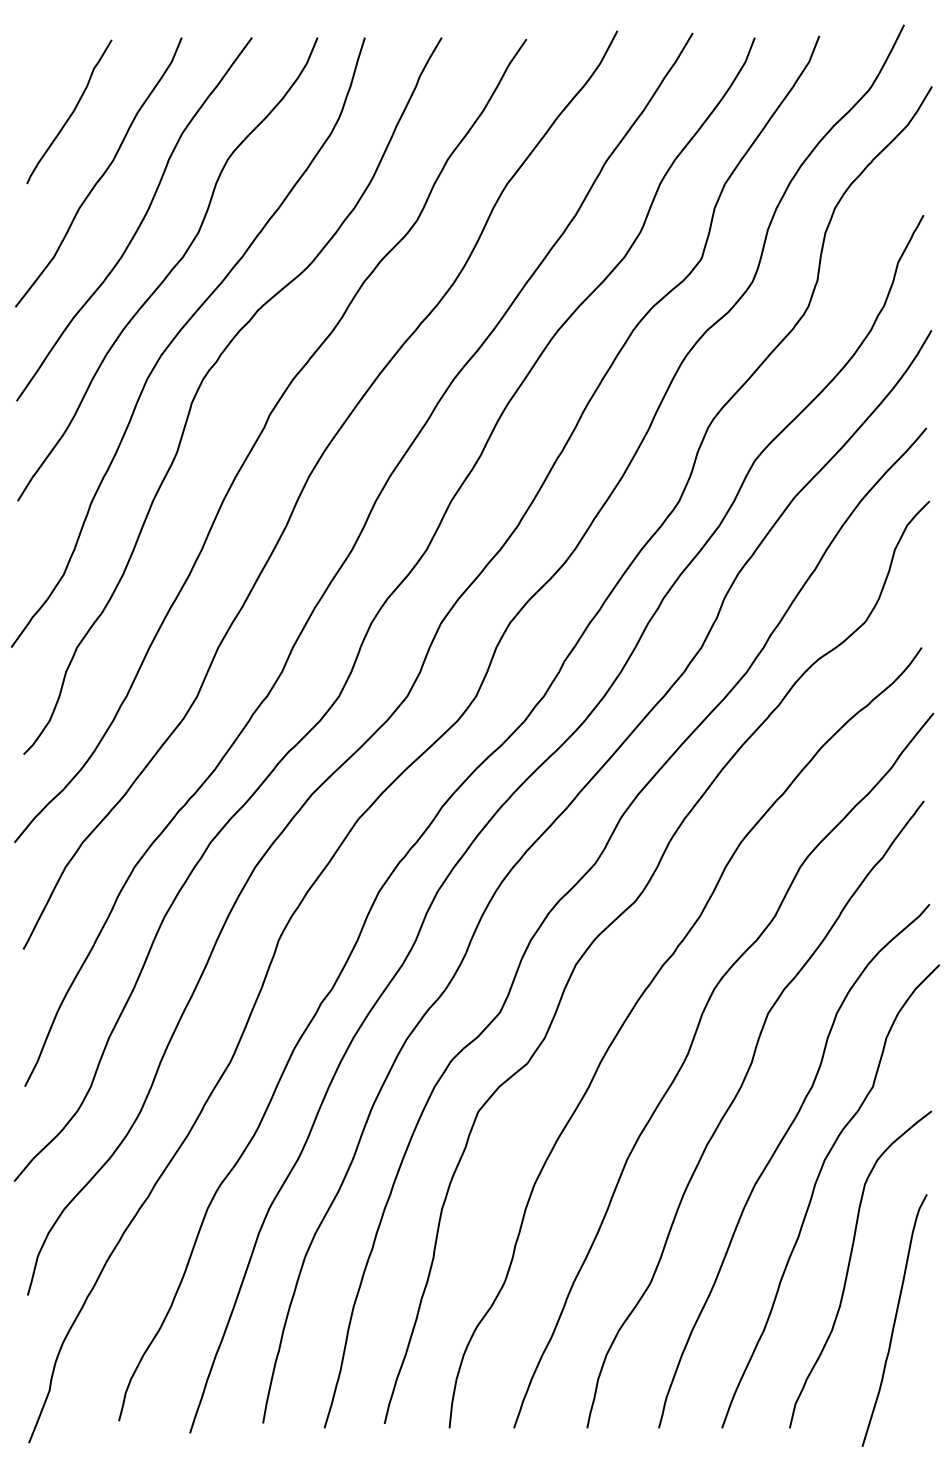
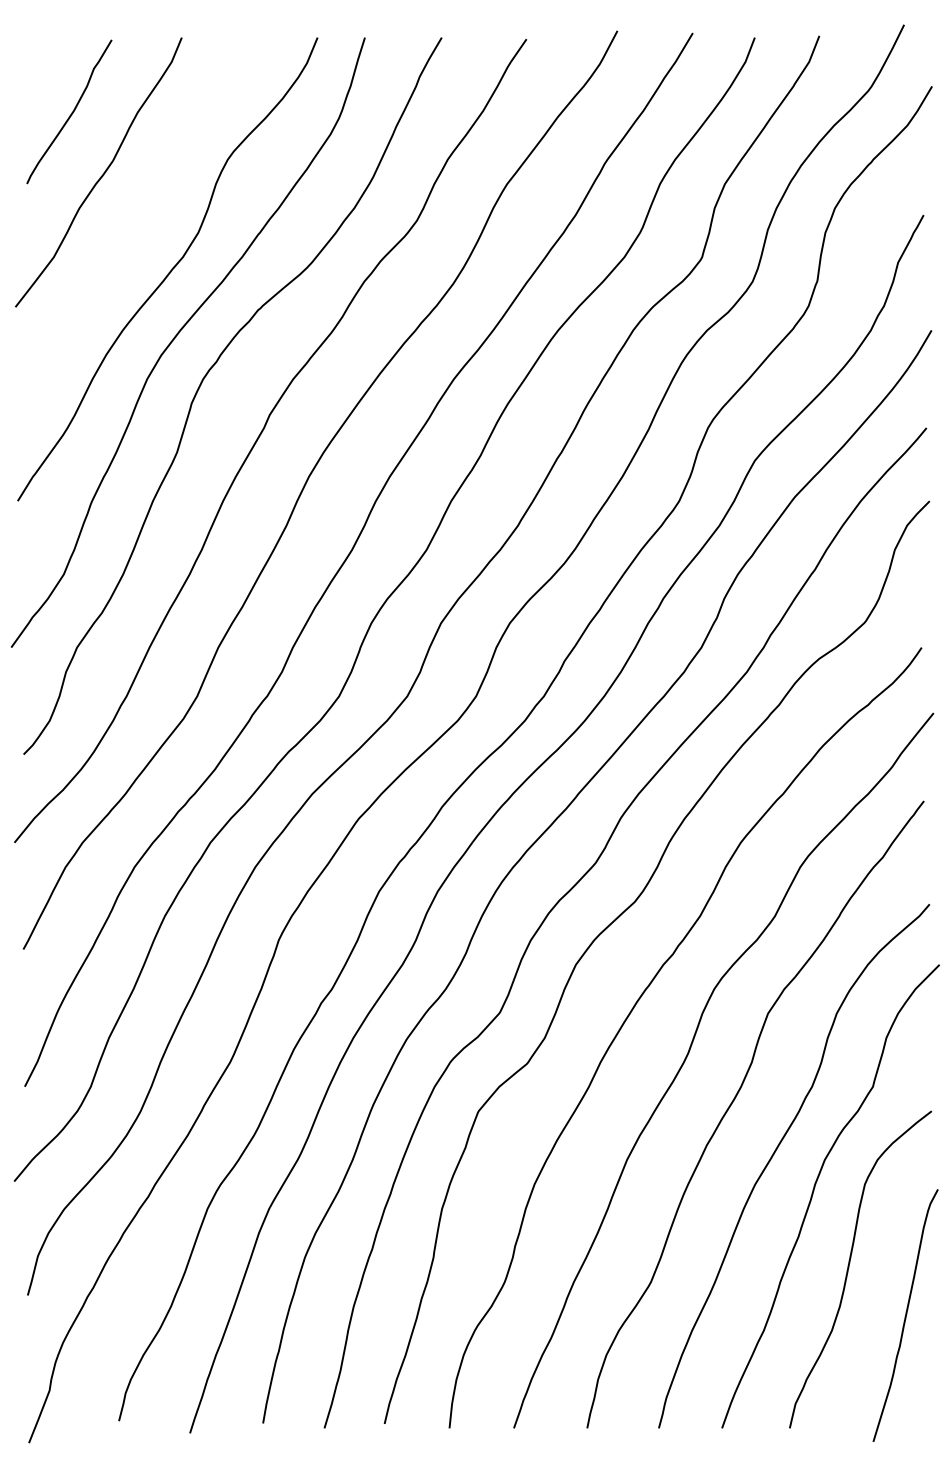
curve: present -> none (139, 223)
curve position: (894, 1320) -> (905, 1315) (905, 1315)
